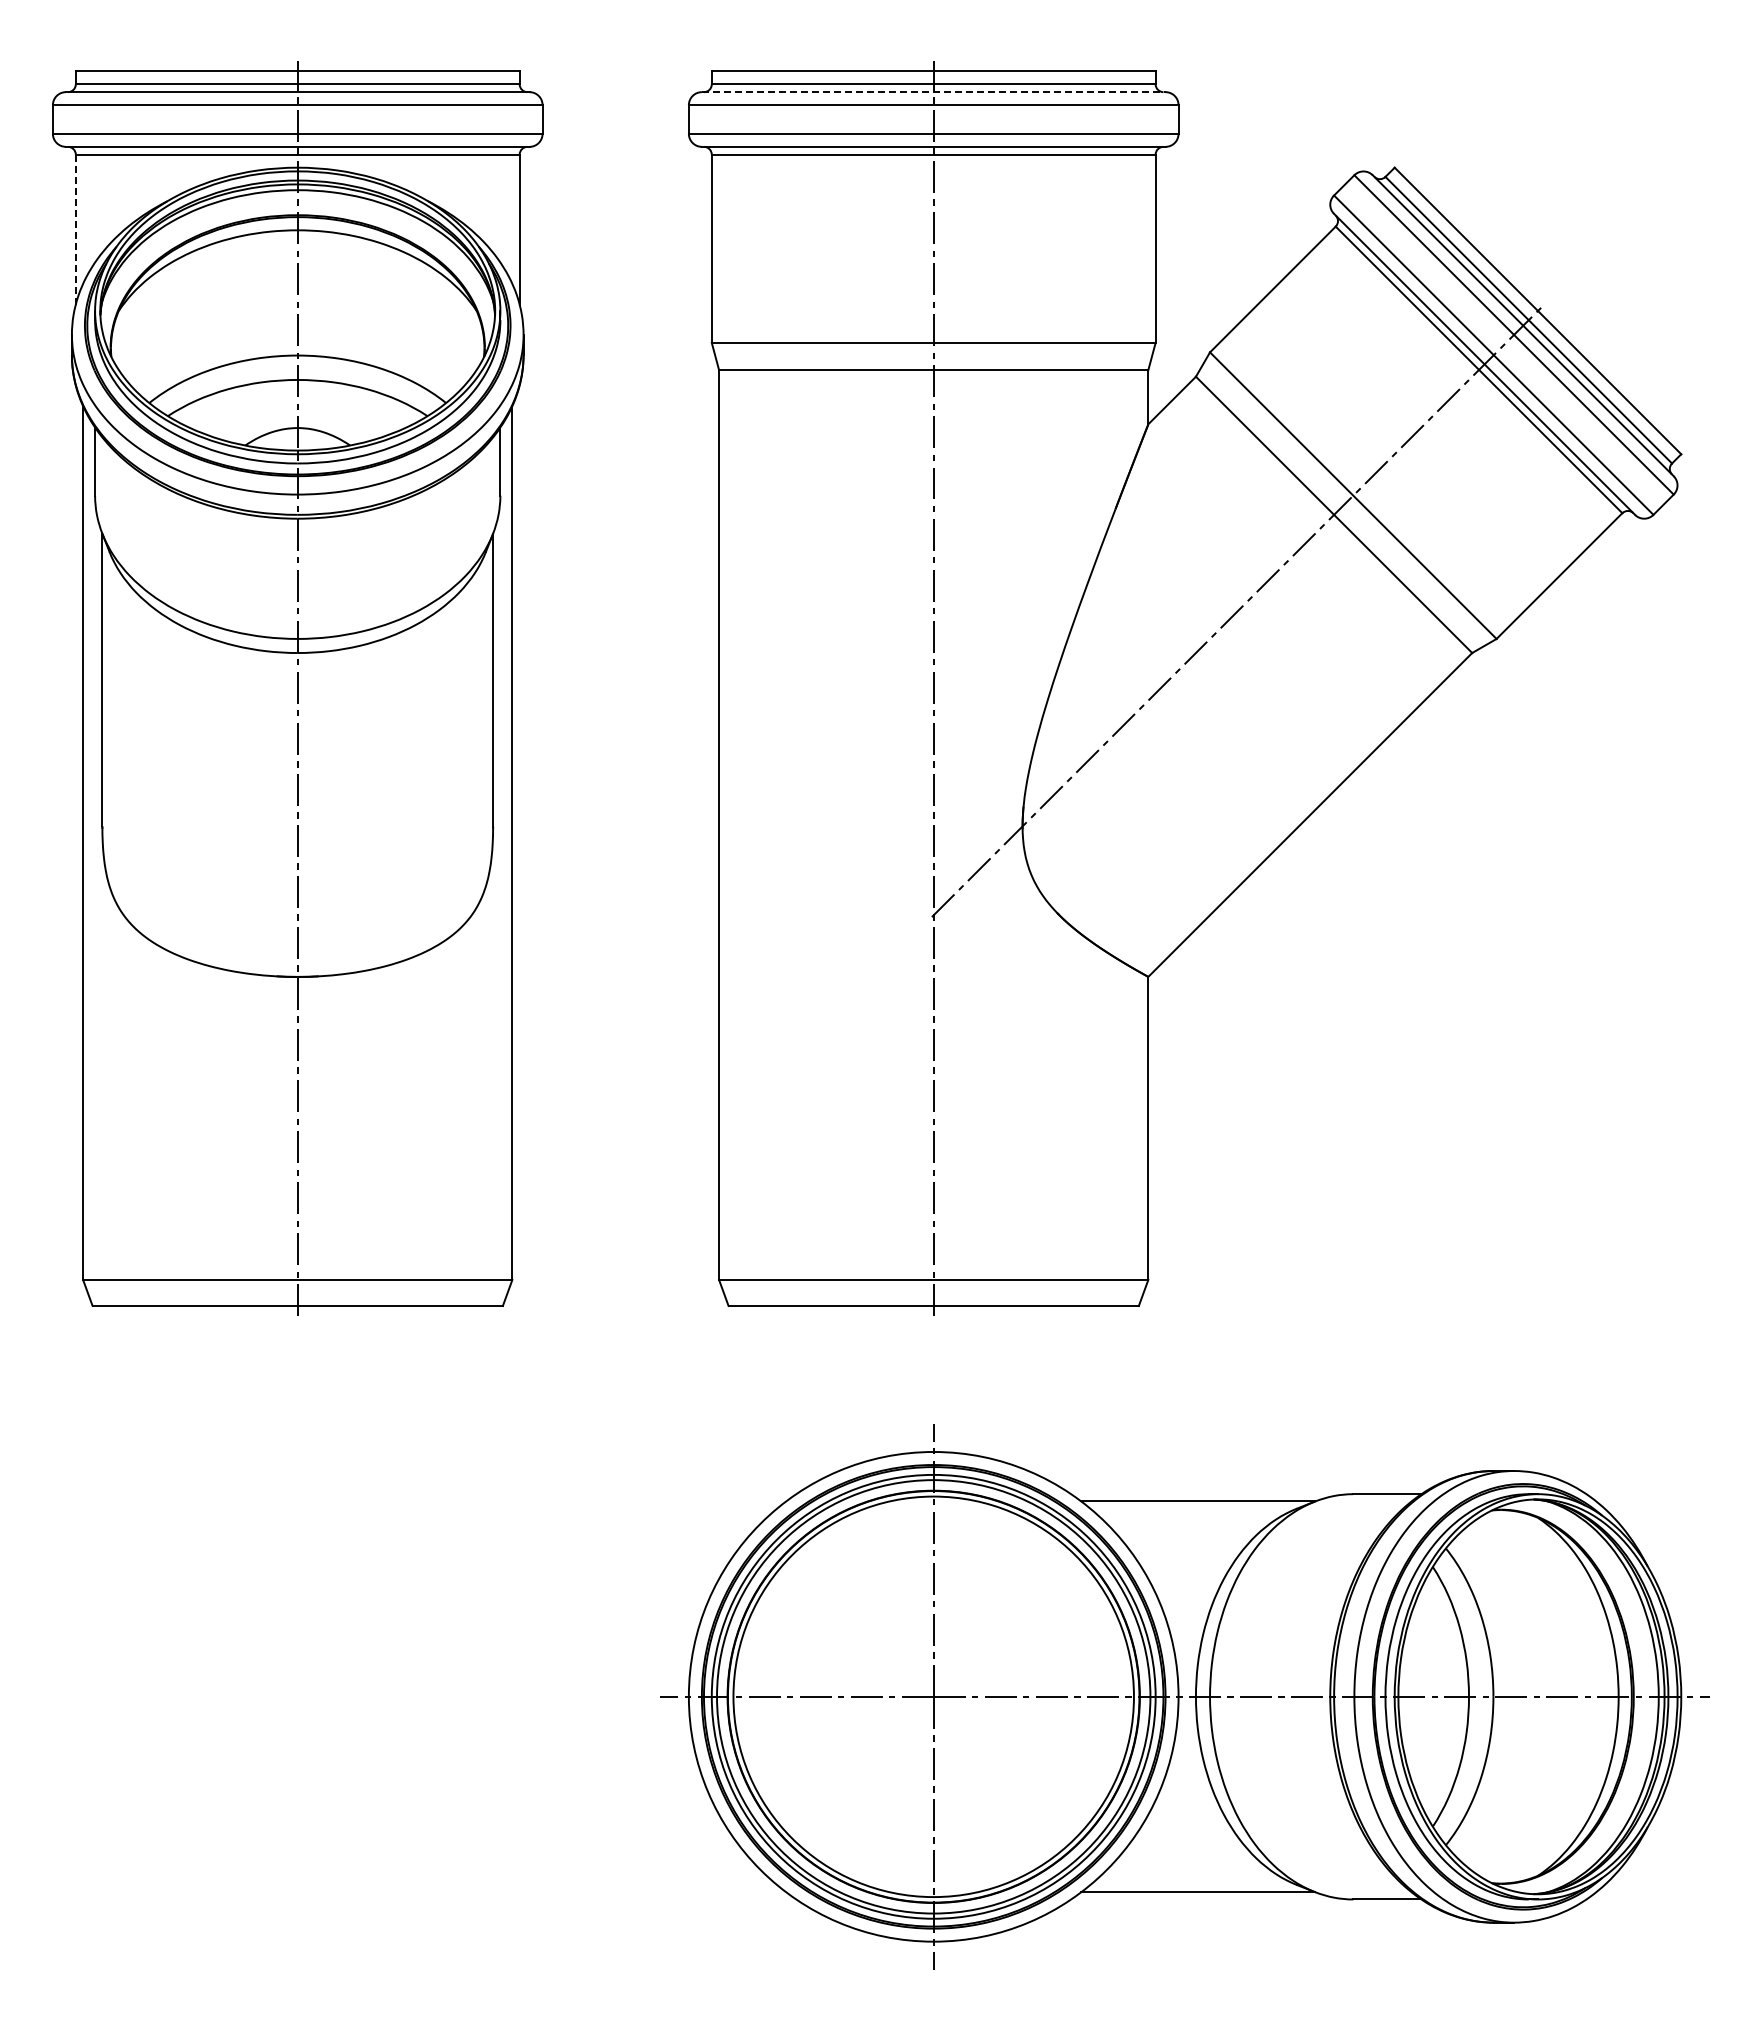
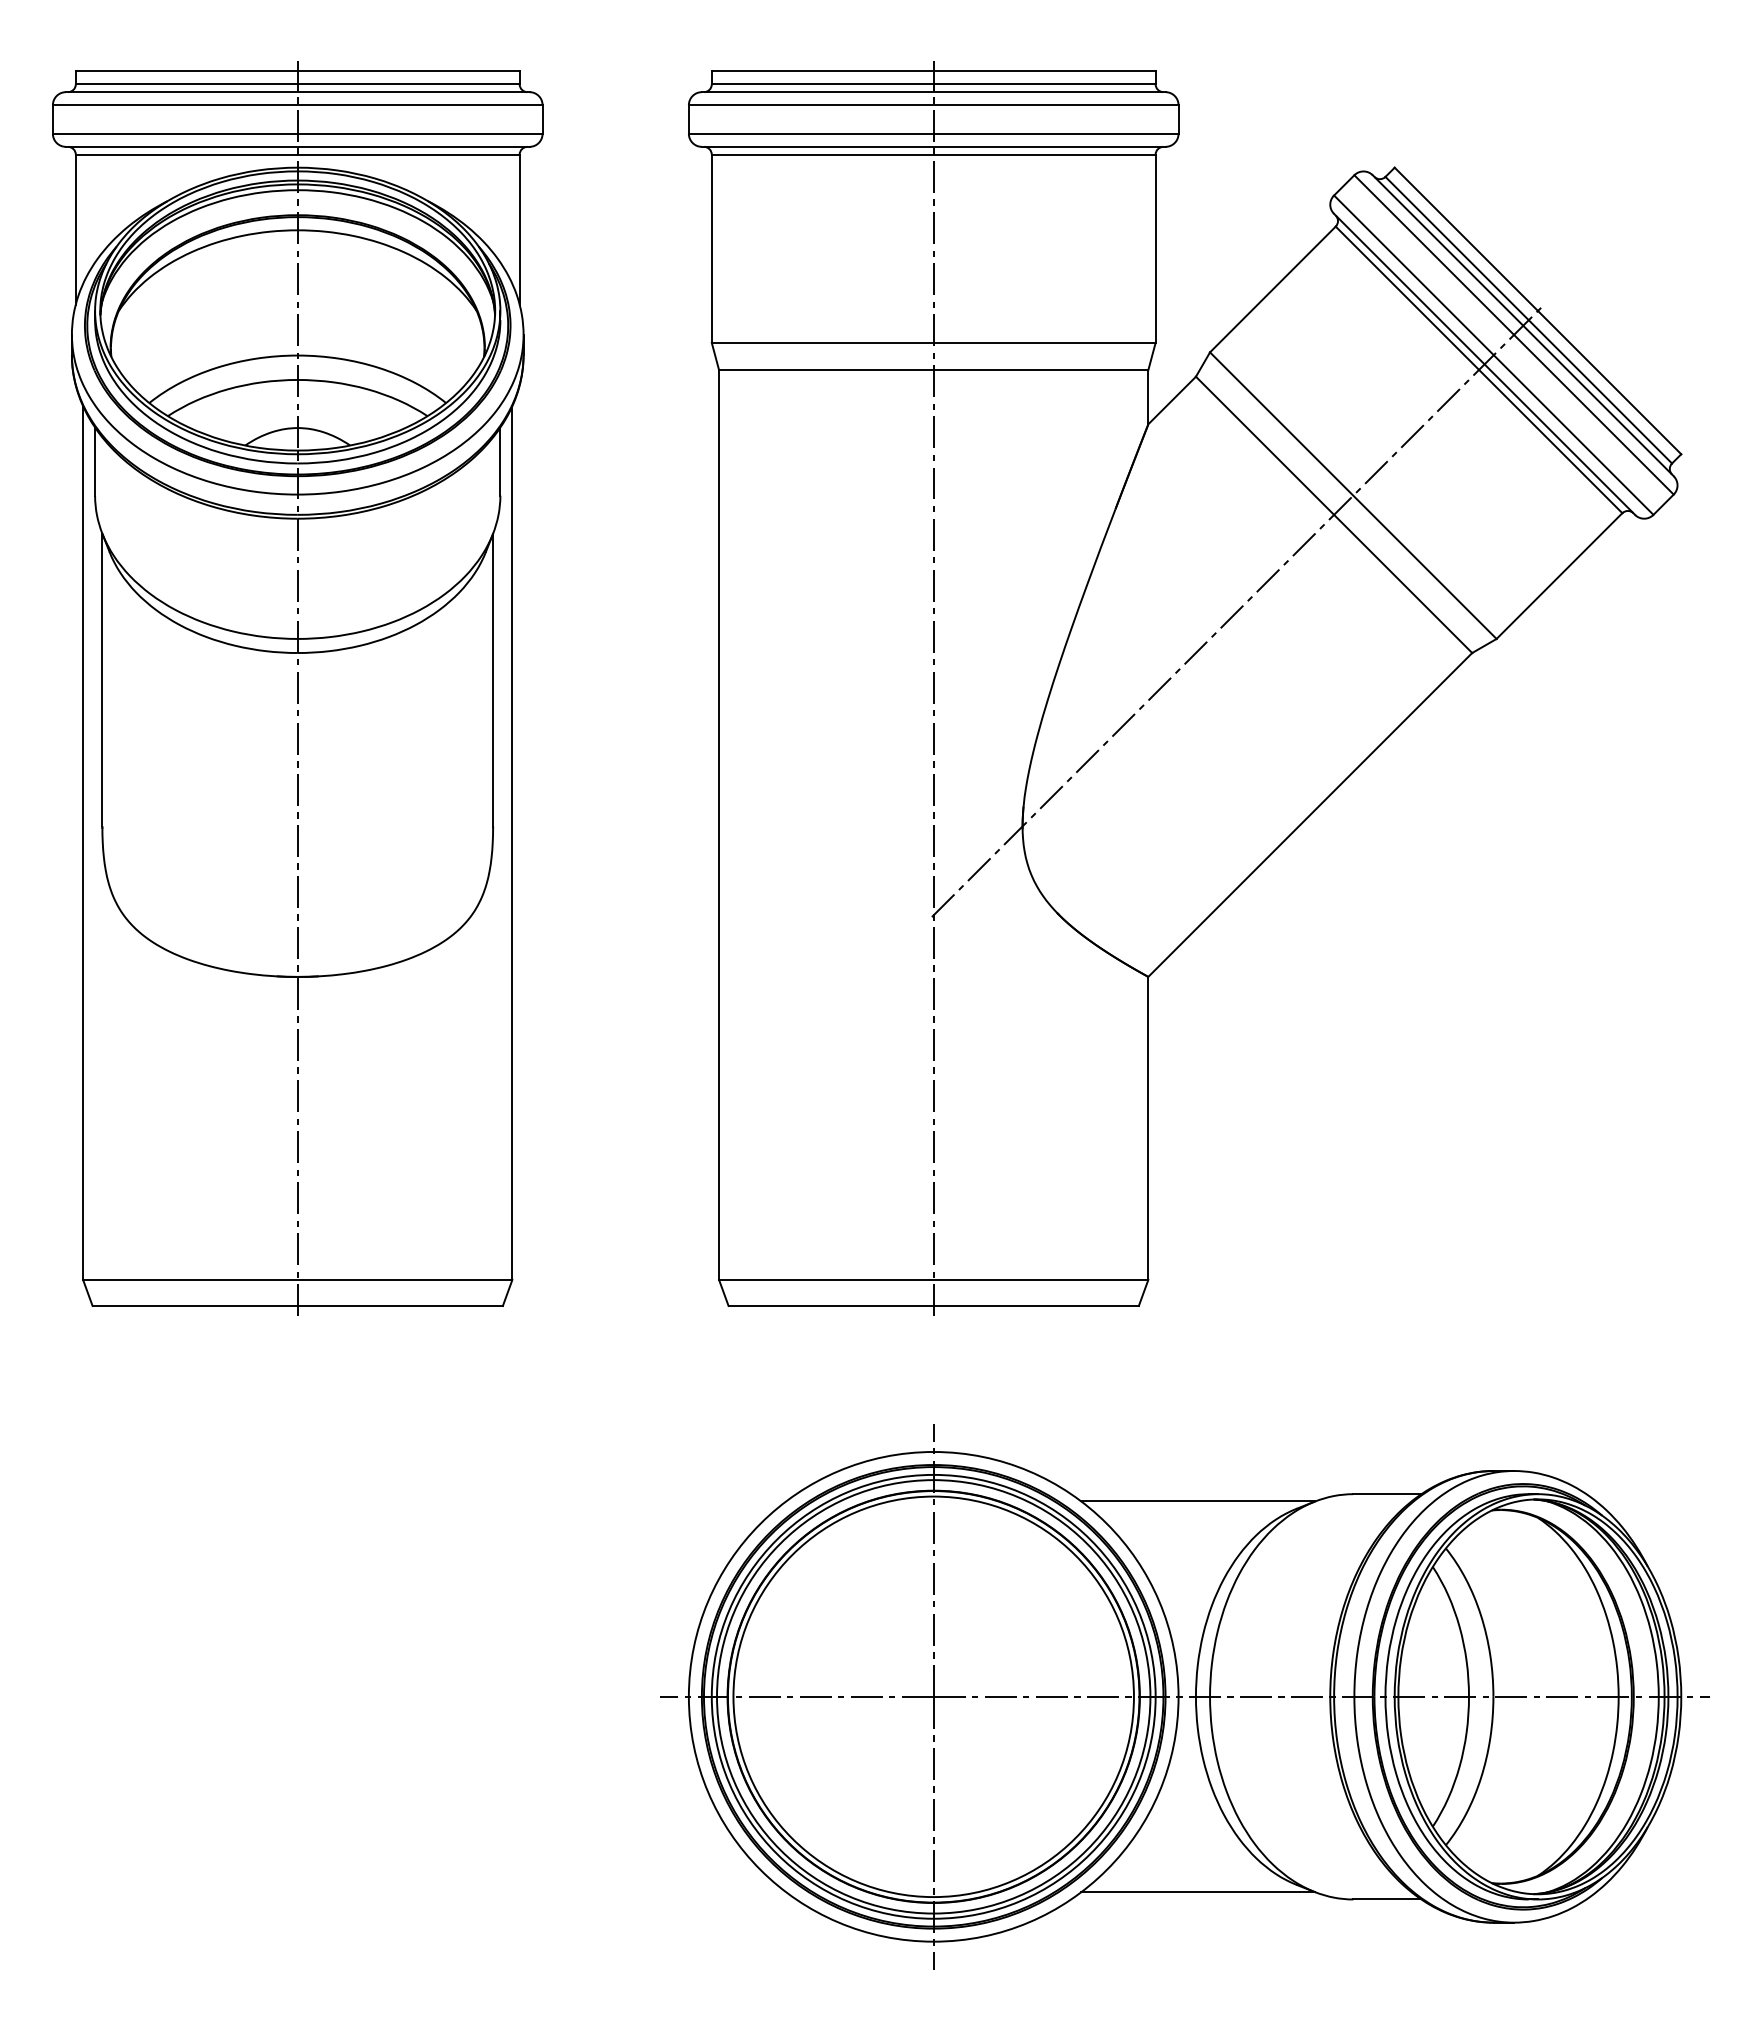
line: dashed -> solid (933, 92)
line: dashed -> solid (75, 229)
